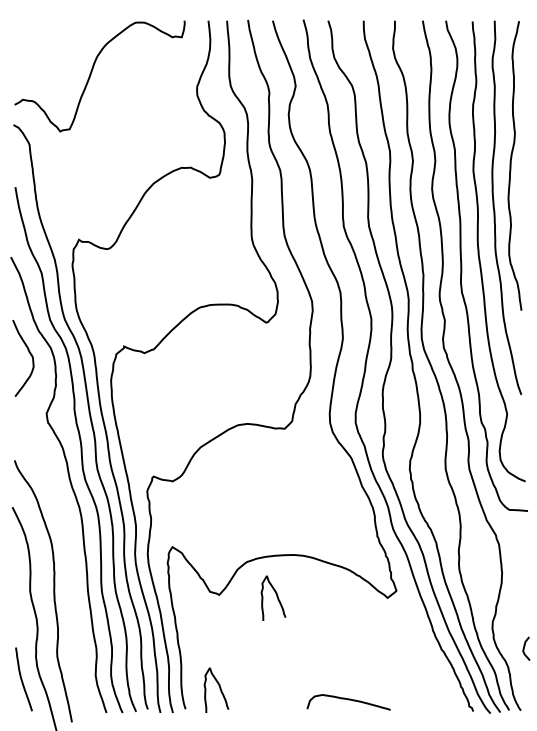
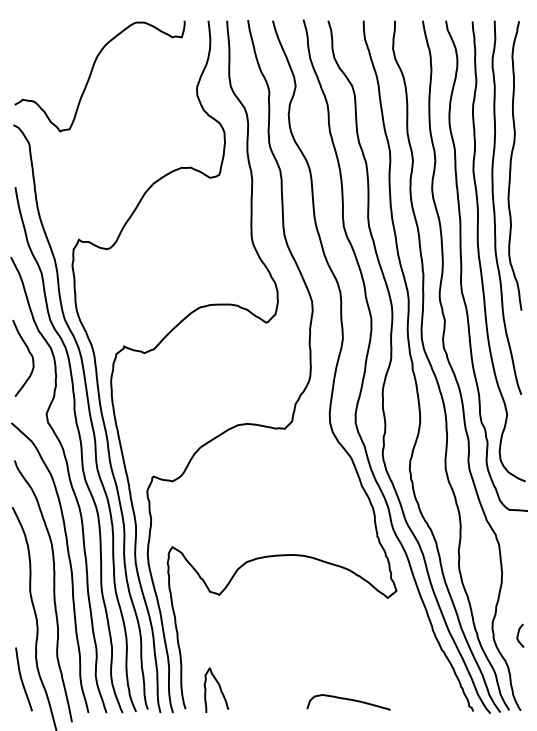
curve: none -> present (69, 565)
curve: present -> none (276, 597)
curve position: (524, 648) -> (518, 635) (518, 635)
